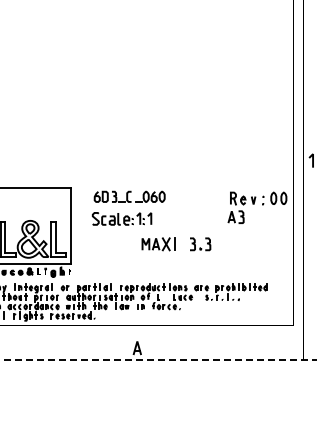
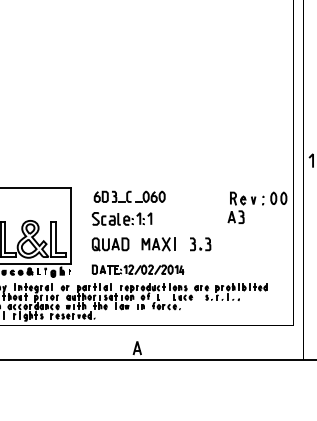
part: none -> present (110, 244)
part: none -> present (137, 269)
line: dashed -> solid (158, 359)
